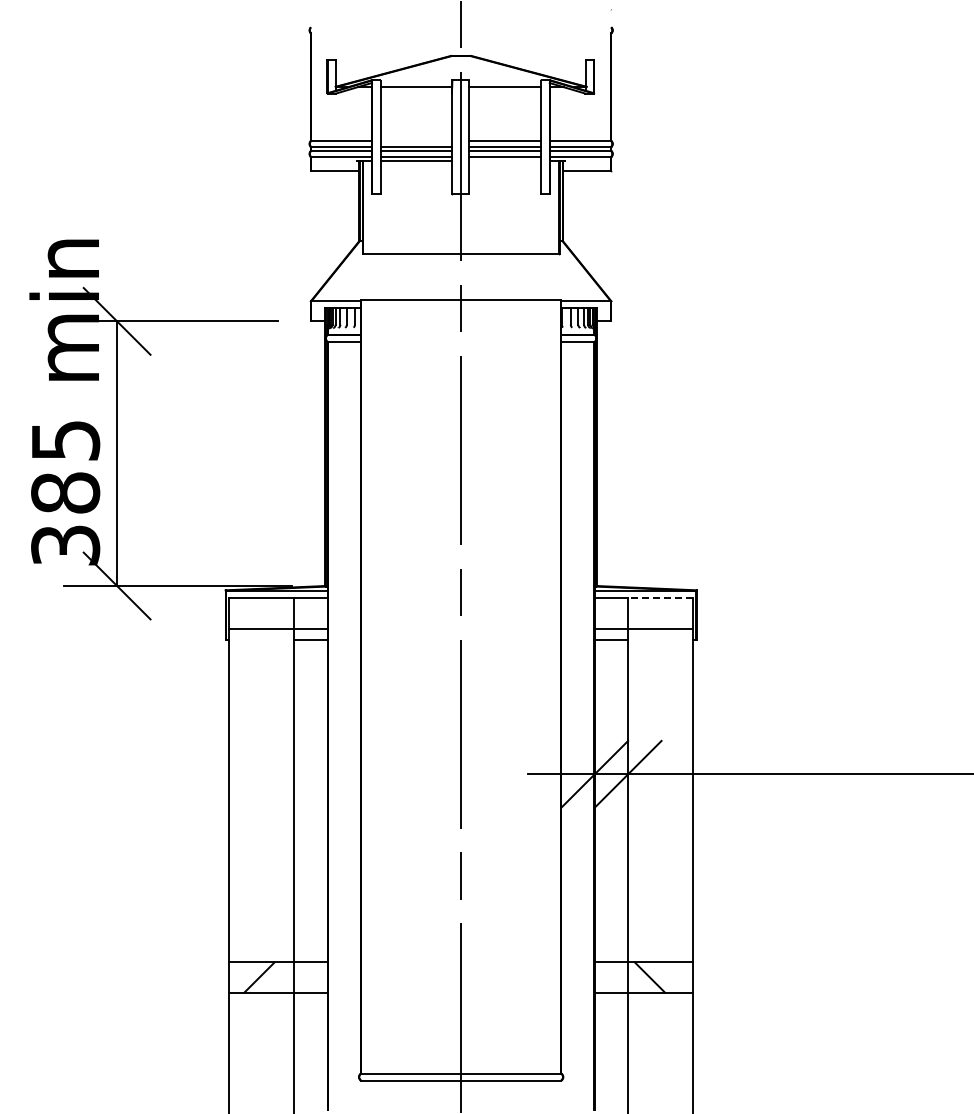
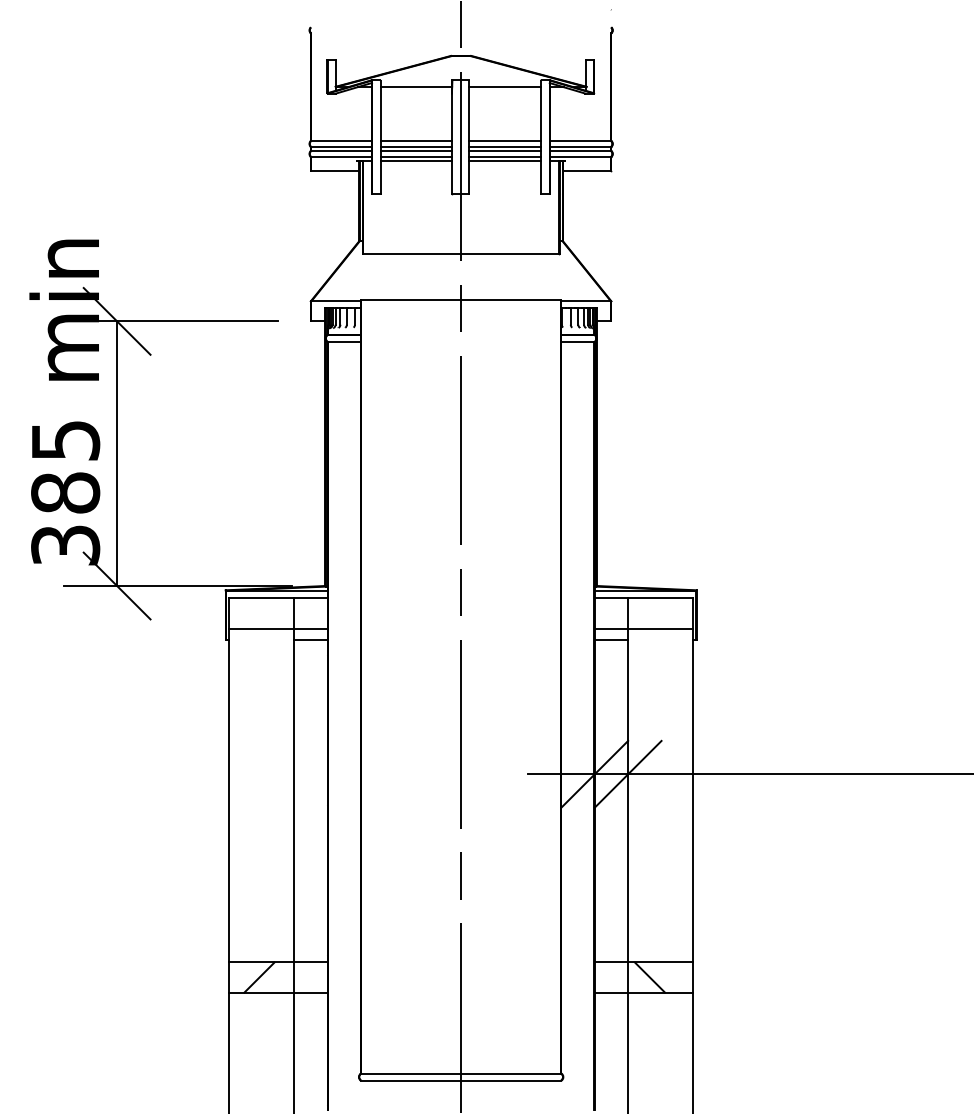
line: none -> present (416, 141)
line: none -> present (504, 160)
line: dashed -> solid (660, 597)
